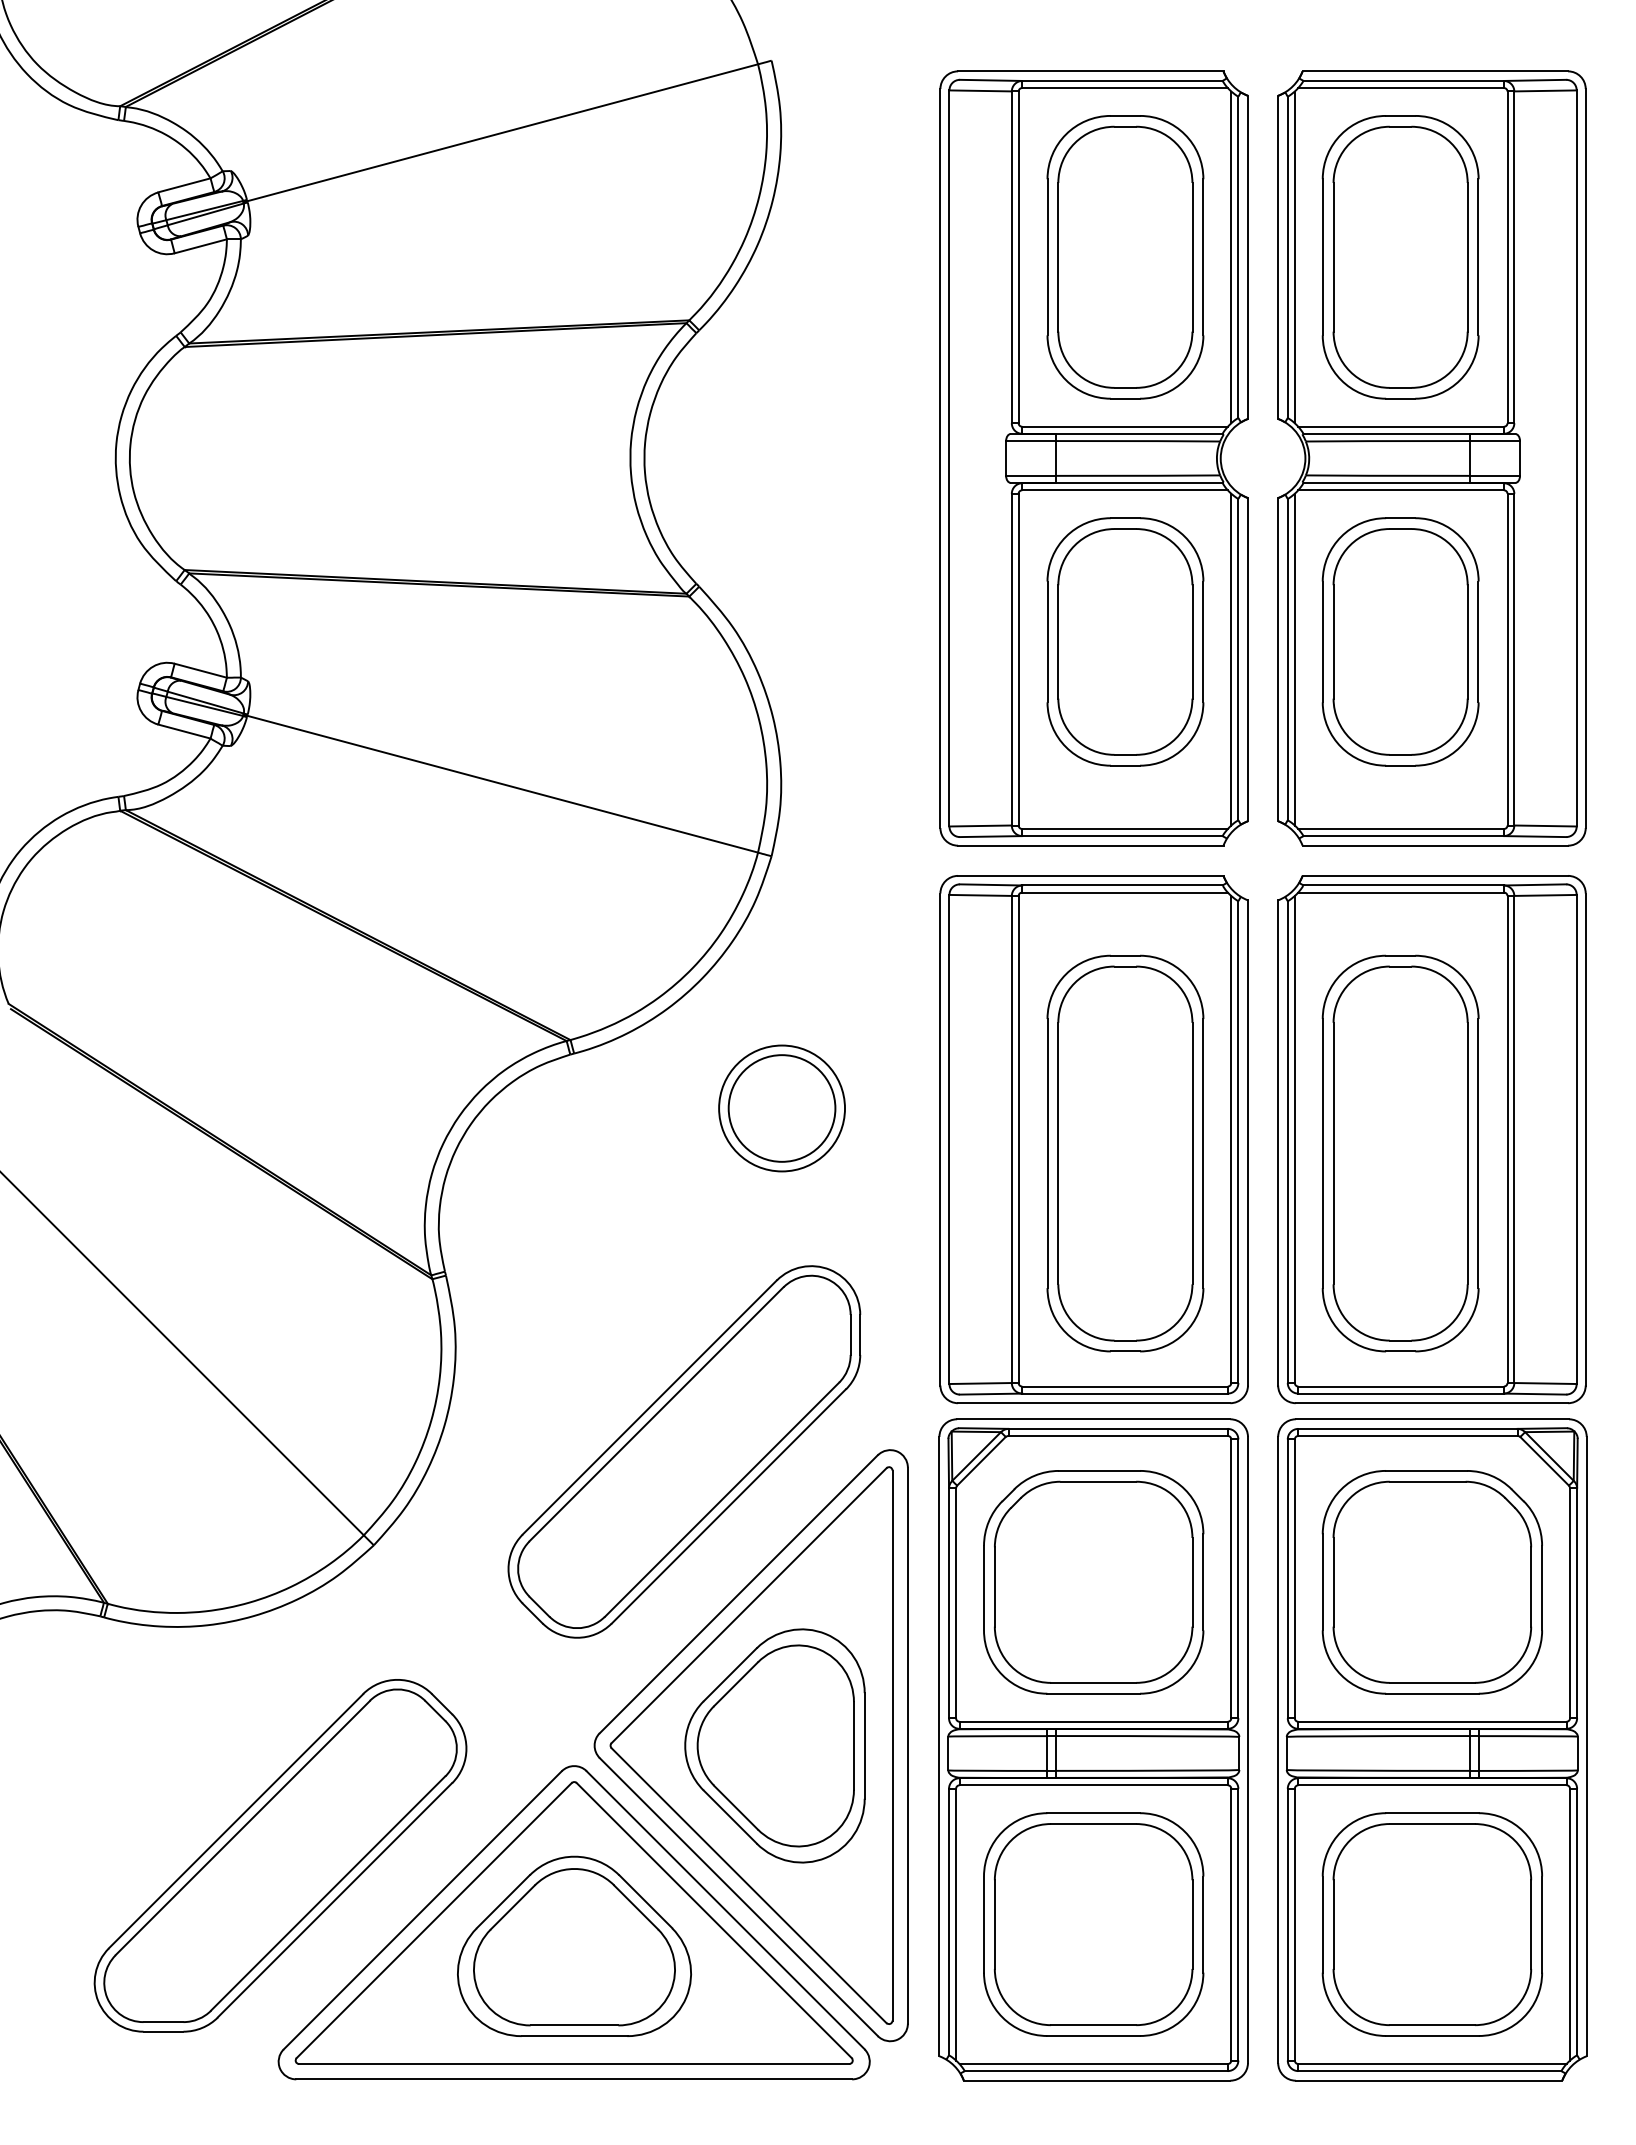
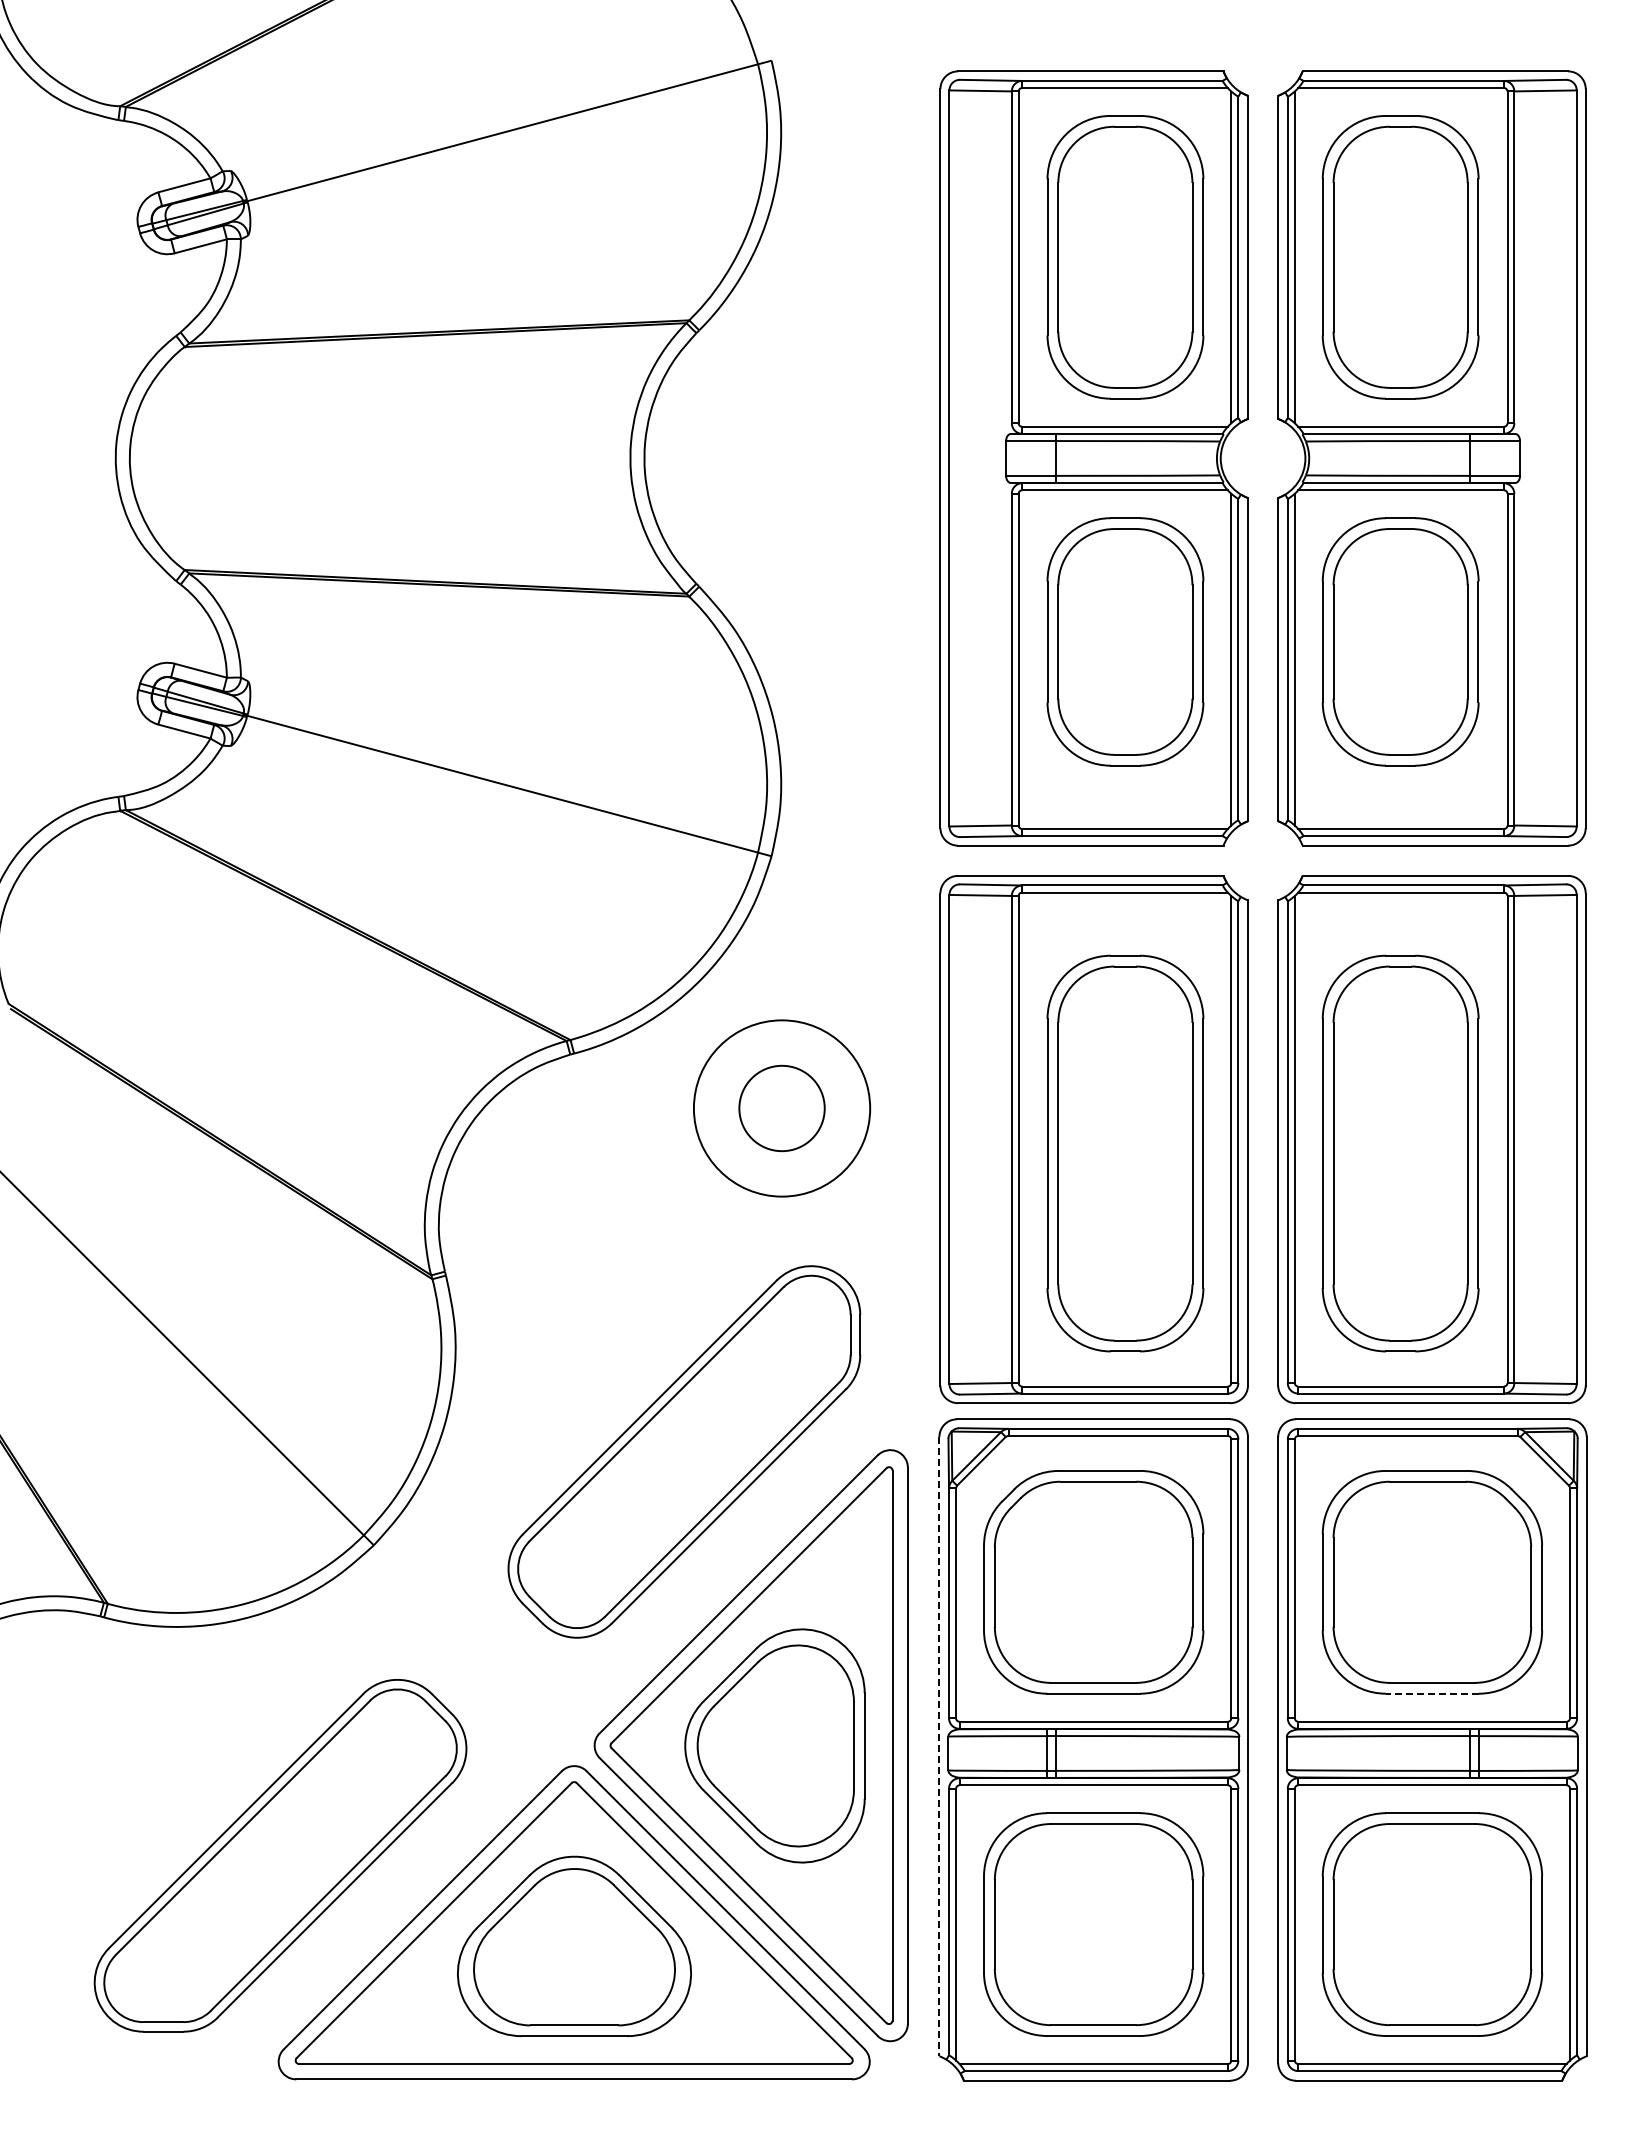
circle diameter: 107 px -> 85 px (781, 1108)
circle diameter: 126 px -> 176 px (781, 1108)
line: solid -> dashed (1431, 1693)
line: solid -> dashed (939, 1746)
